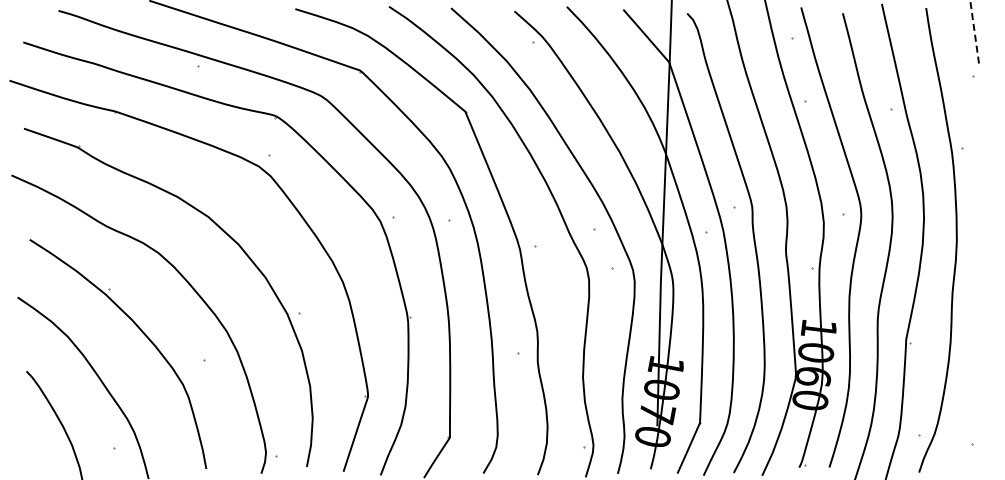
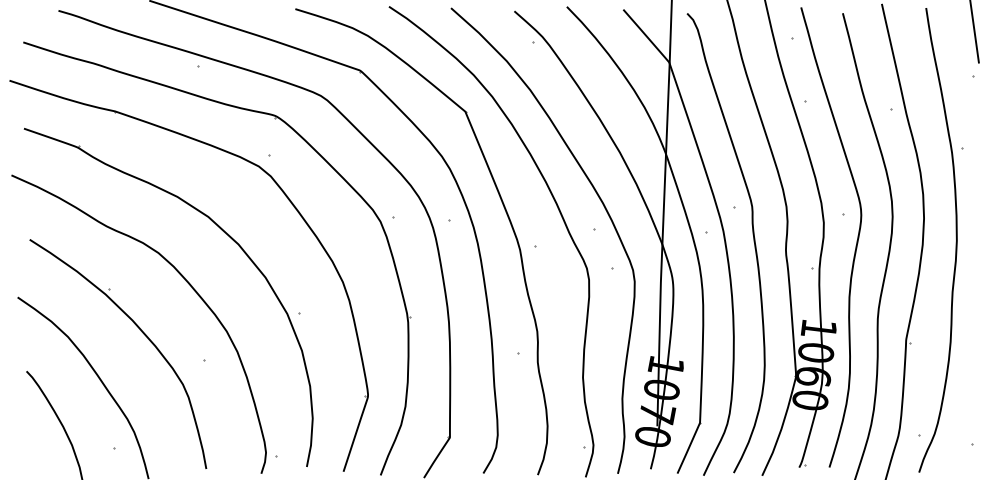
line: dashed -> solid (974, 32)
